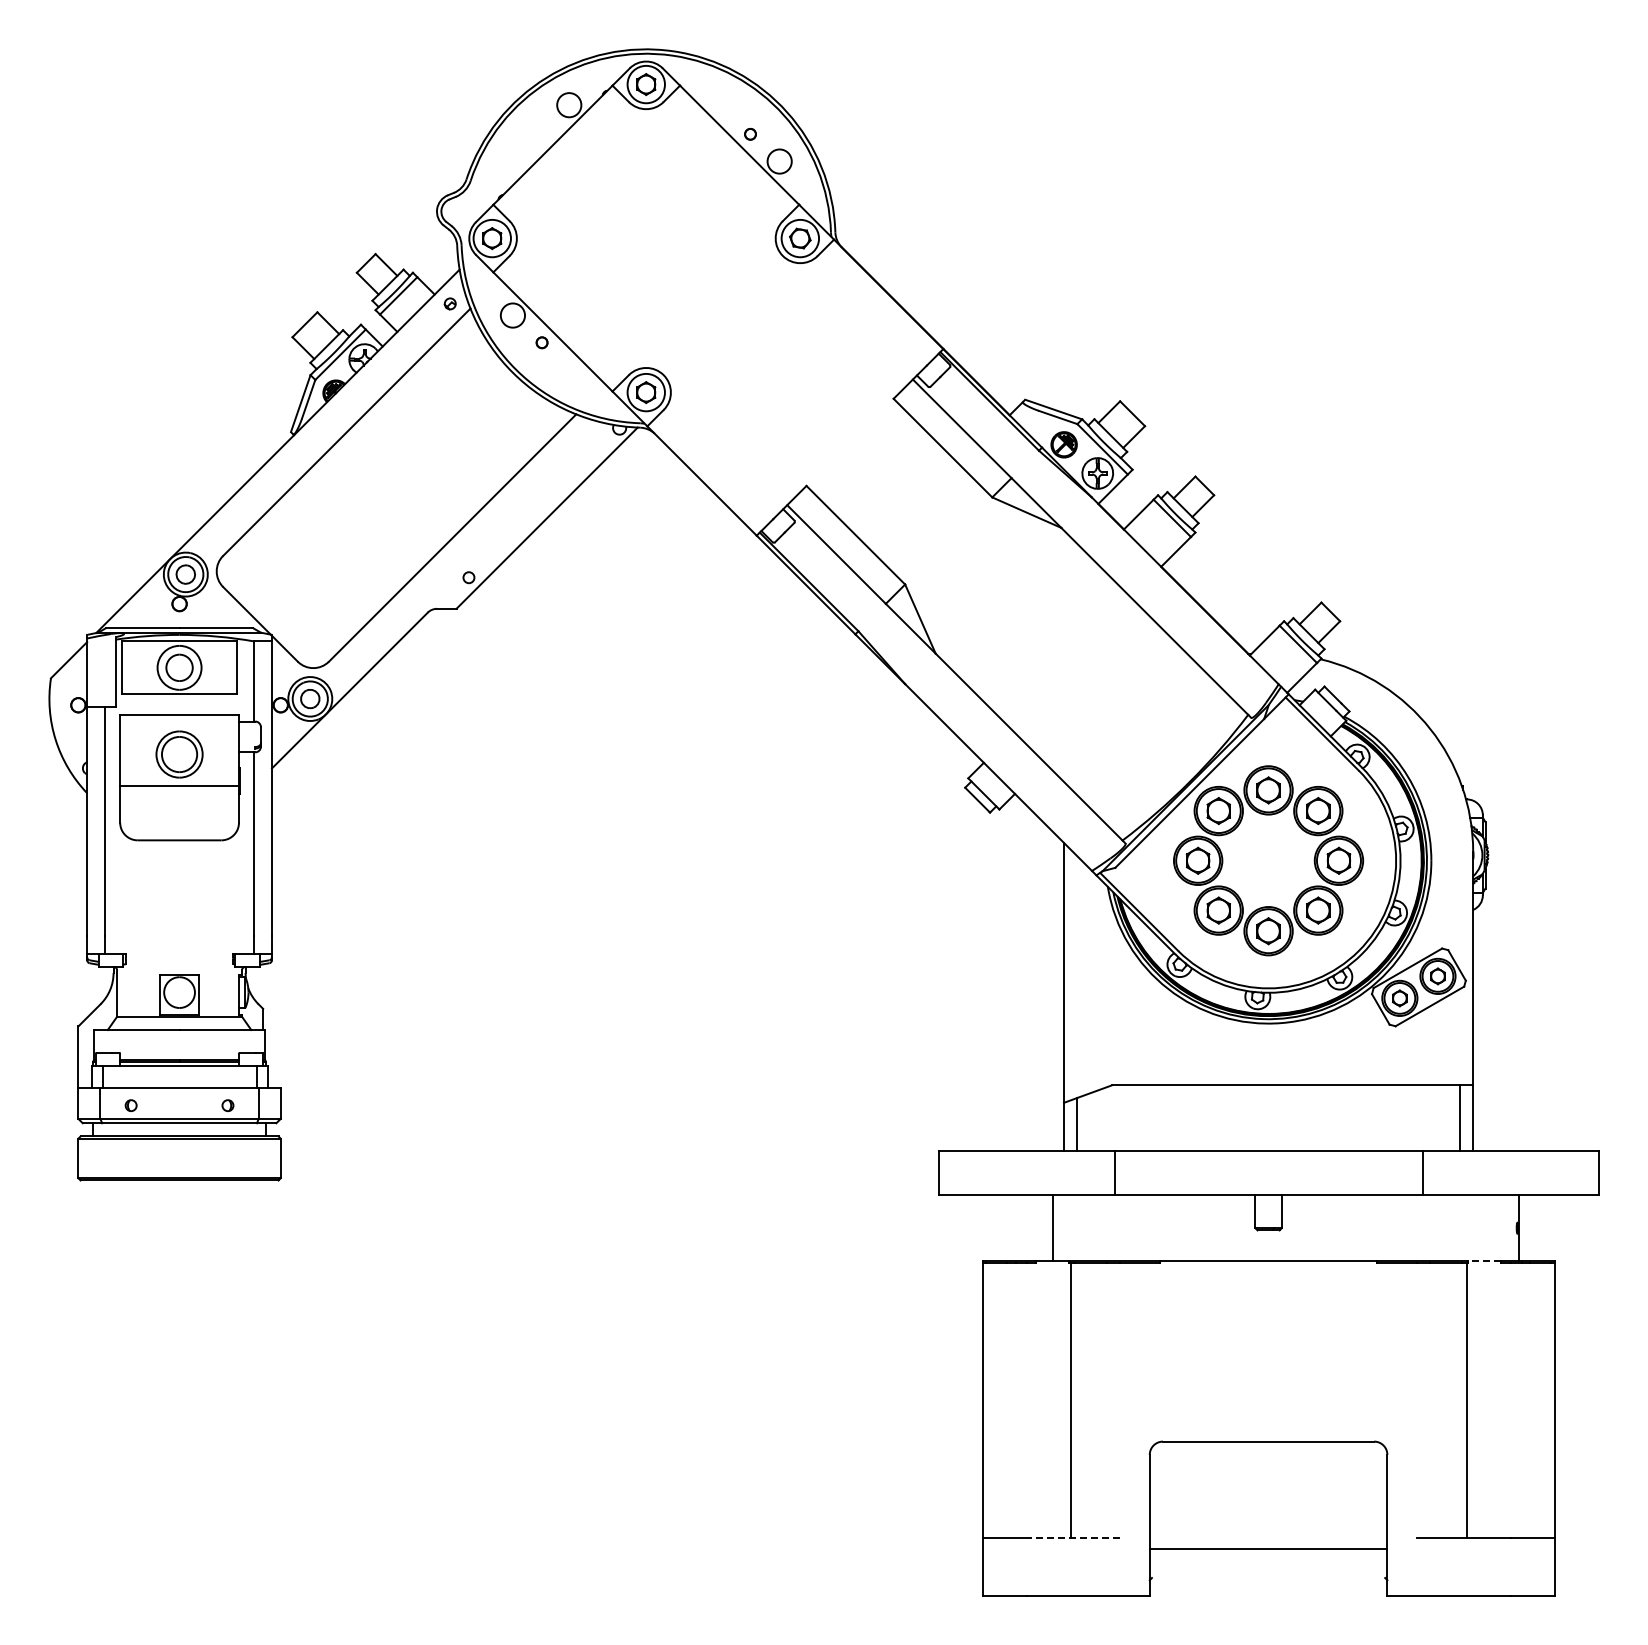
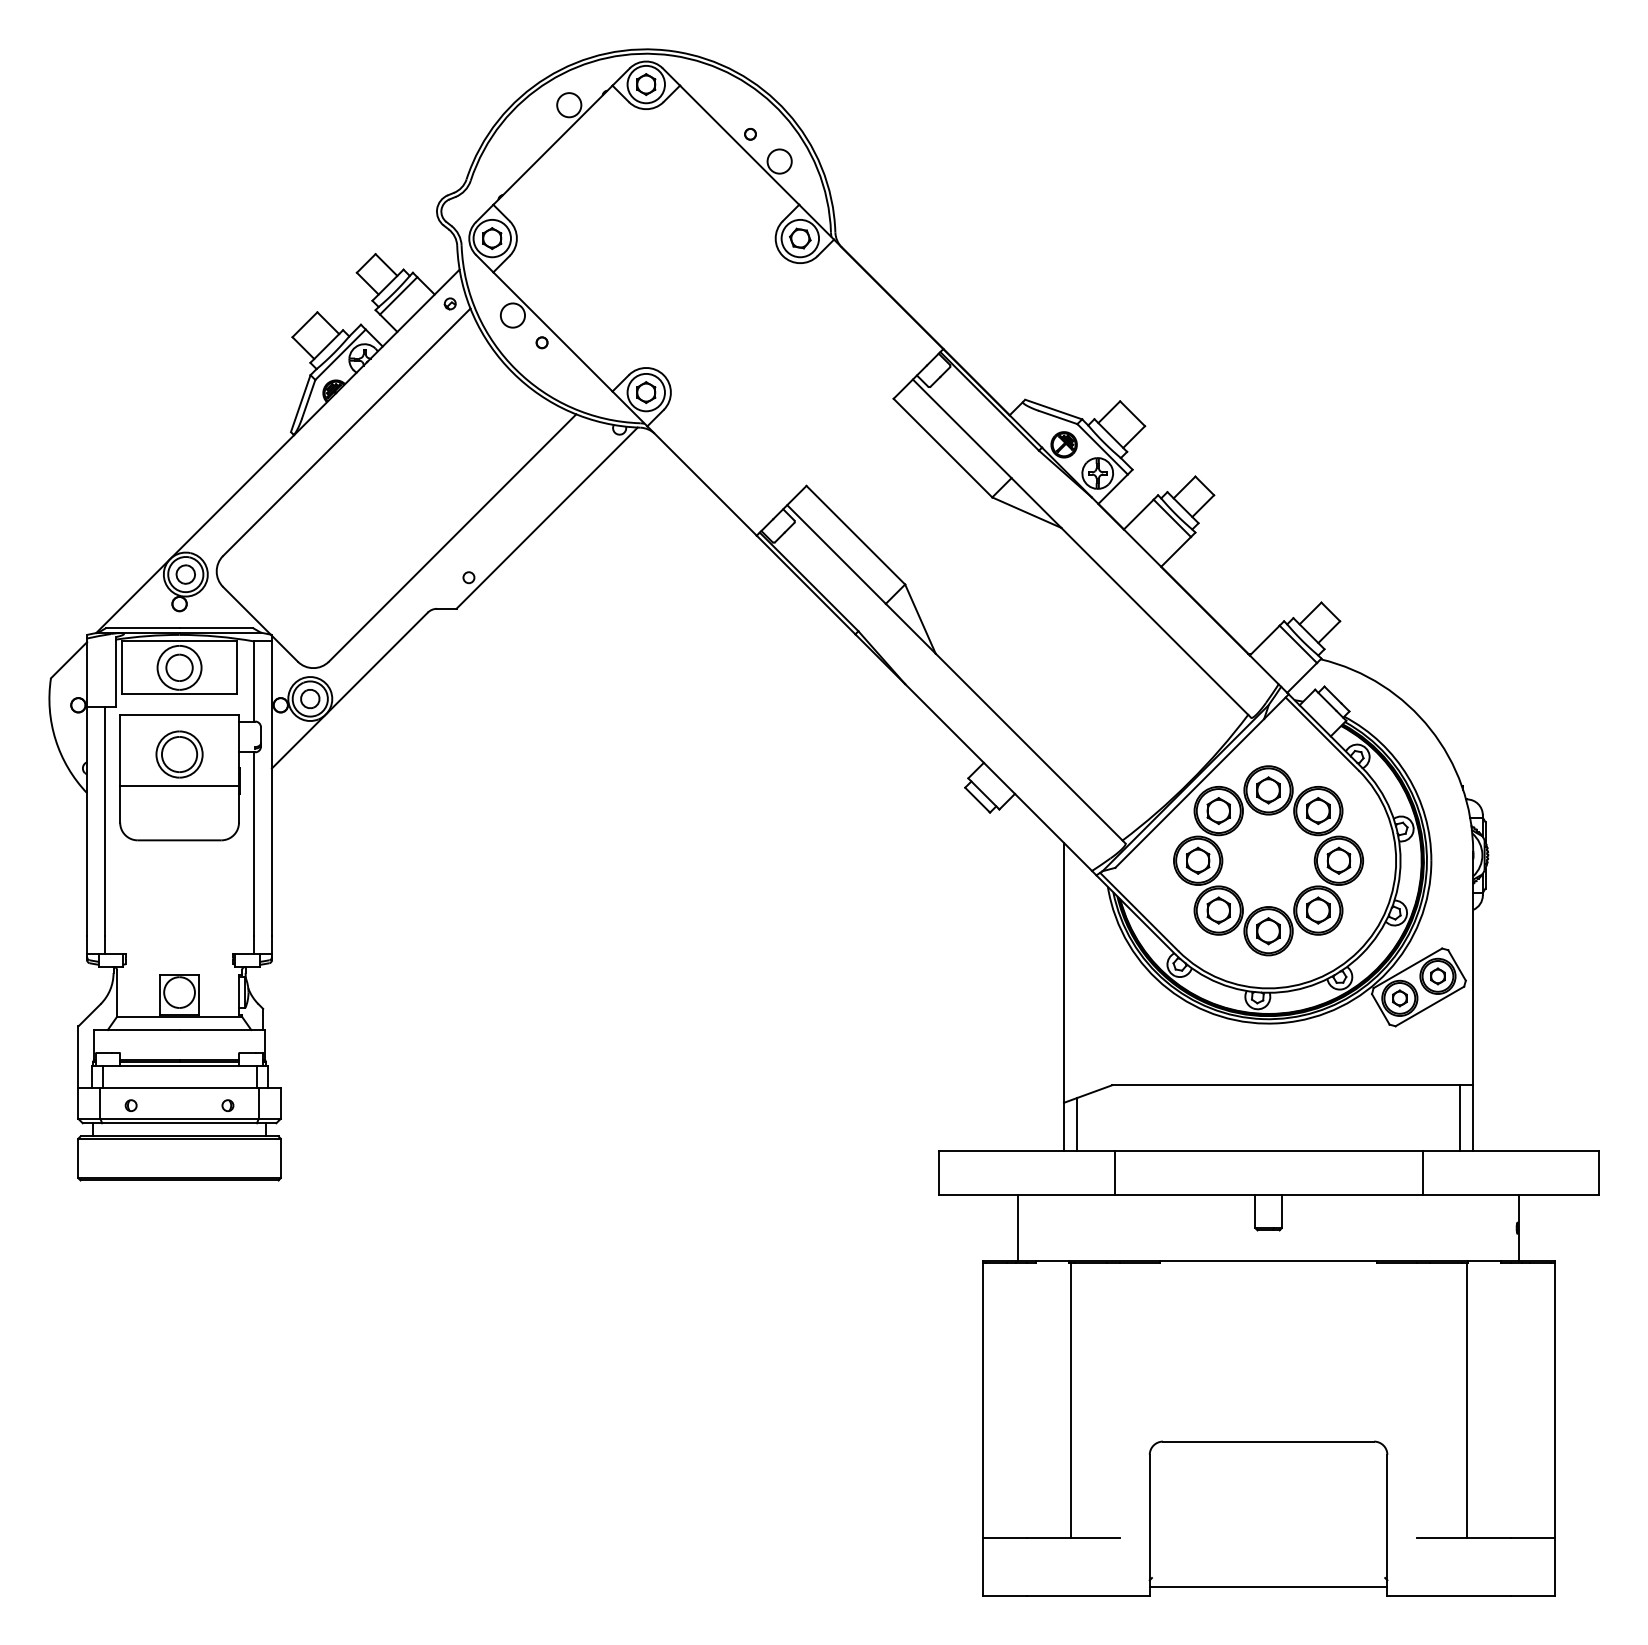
line position: (1052, 1228) -> (1017, 1228) (1017, 1228)
line: dashed -> solid (1483, 1261)
line: dashed -> solid (1073, 1538)
line position: (1268, 1548) -> (1268, 1586) (1268, 1586)
